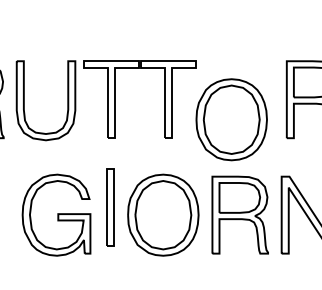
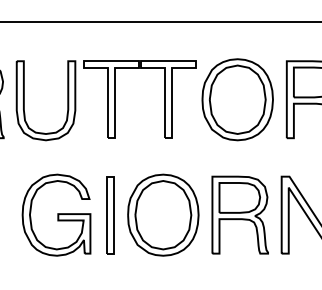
line: none -> present (160, 22)
part position: (231, 119) -> (237, 99) (237, 99)
part position: (110, 207) -> (110, 215) (110, 215)
